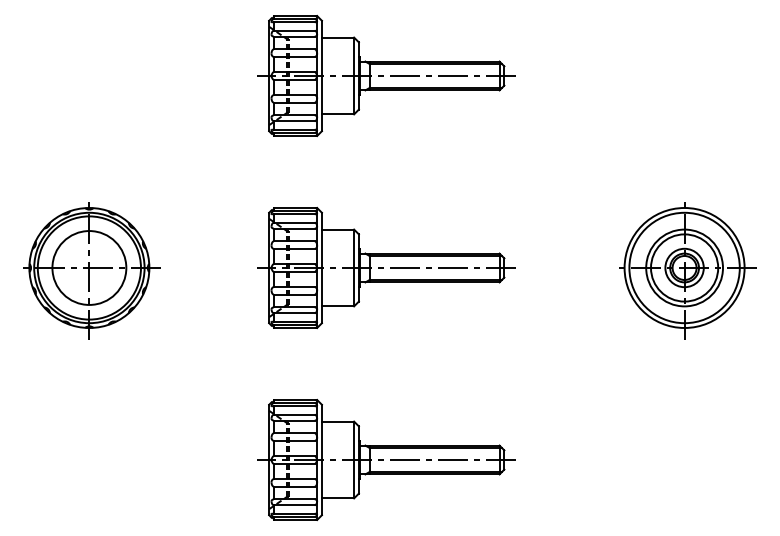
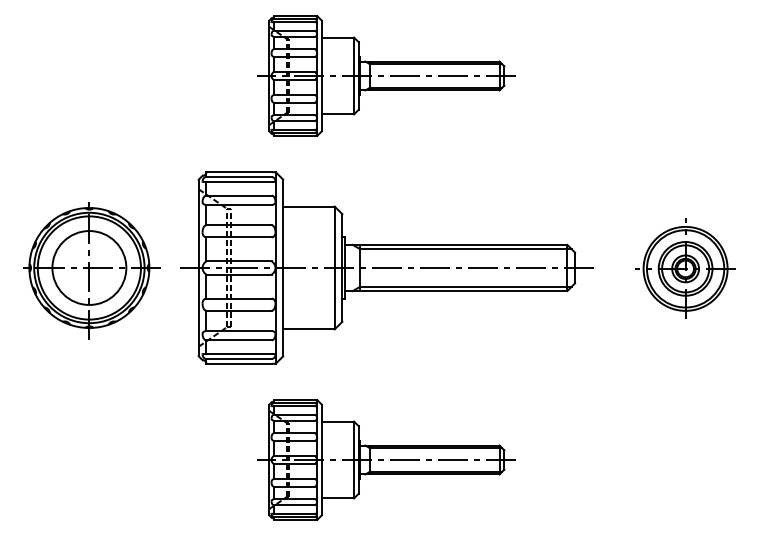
part size: 259x122 px -> 414x196 px (386, 267)
part size: 138x138 px -> 101x101 px (685, 268)
